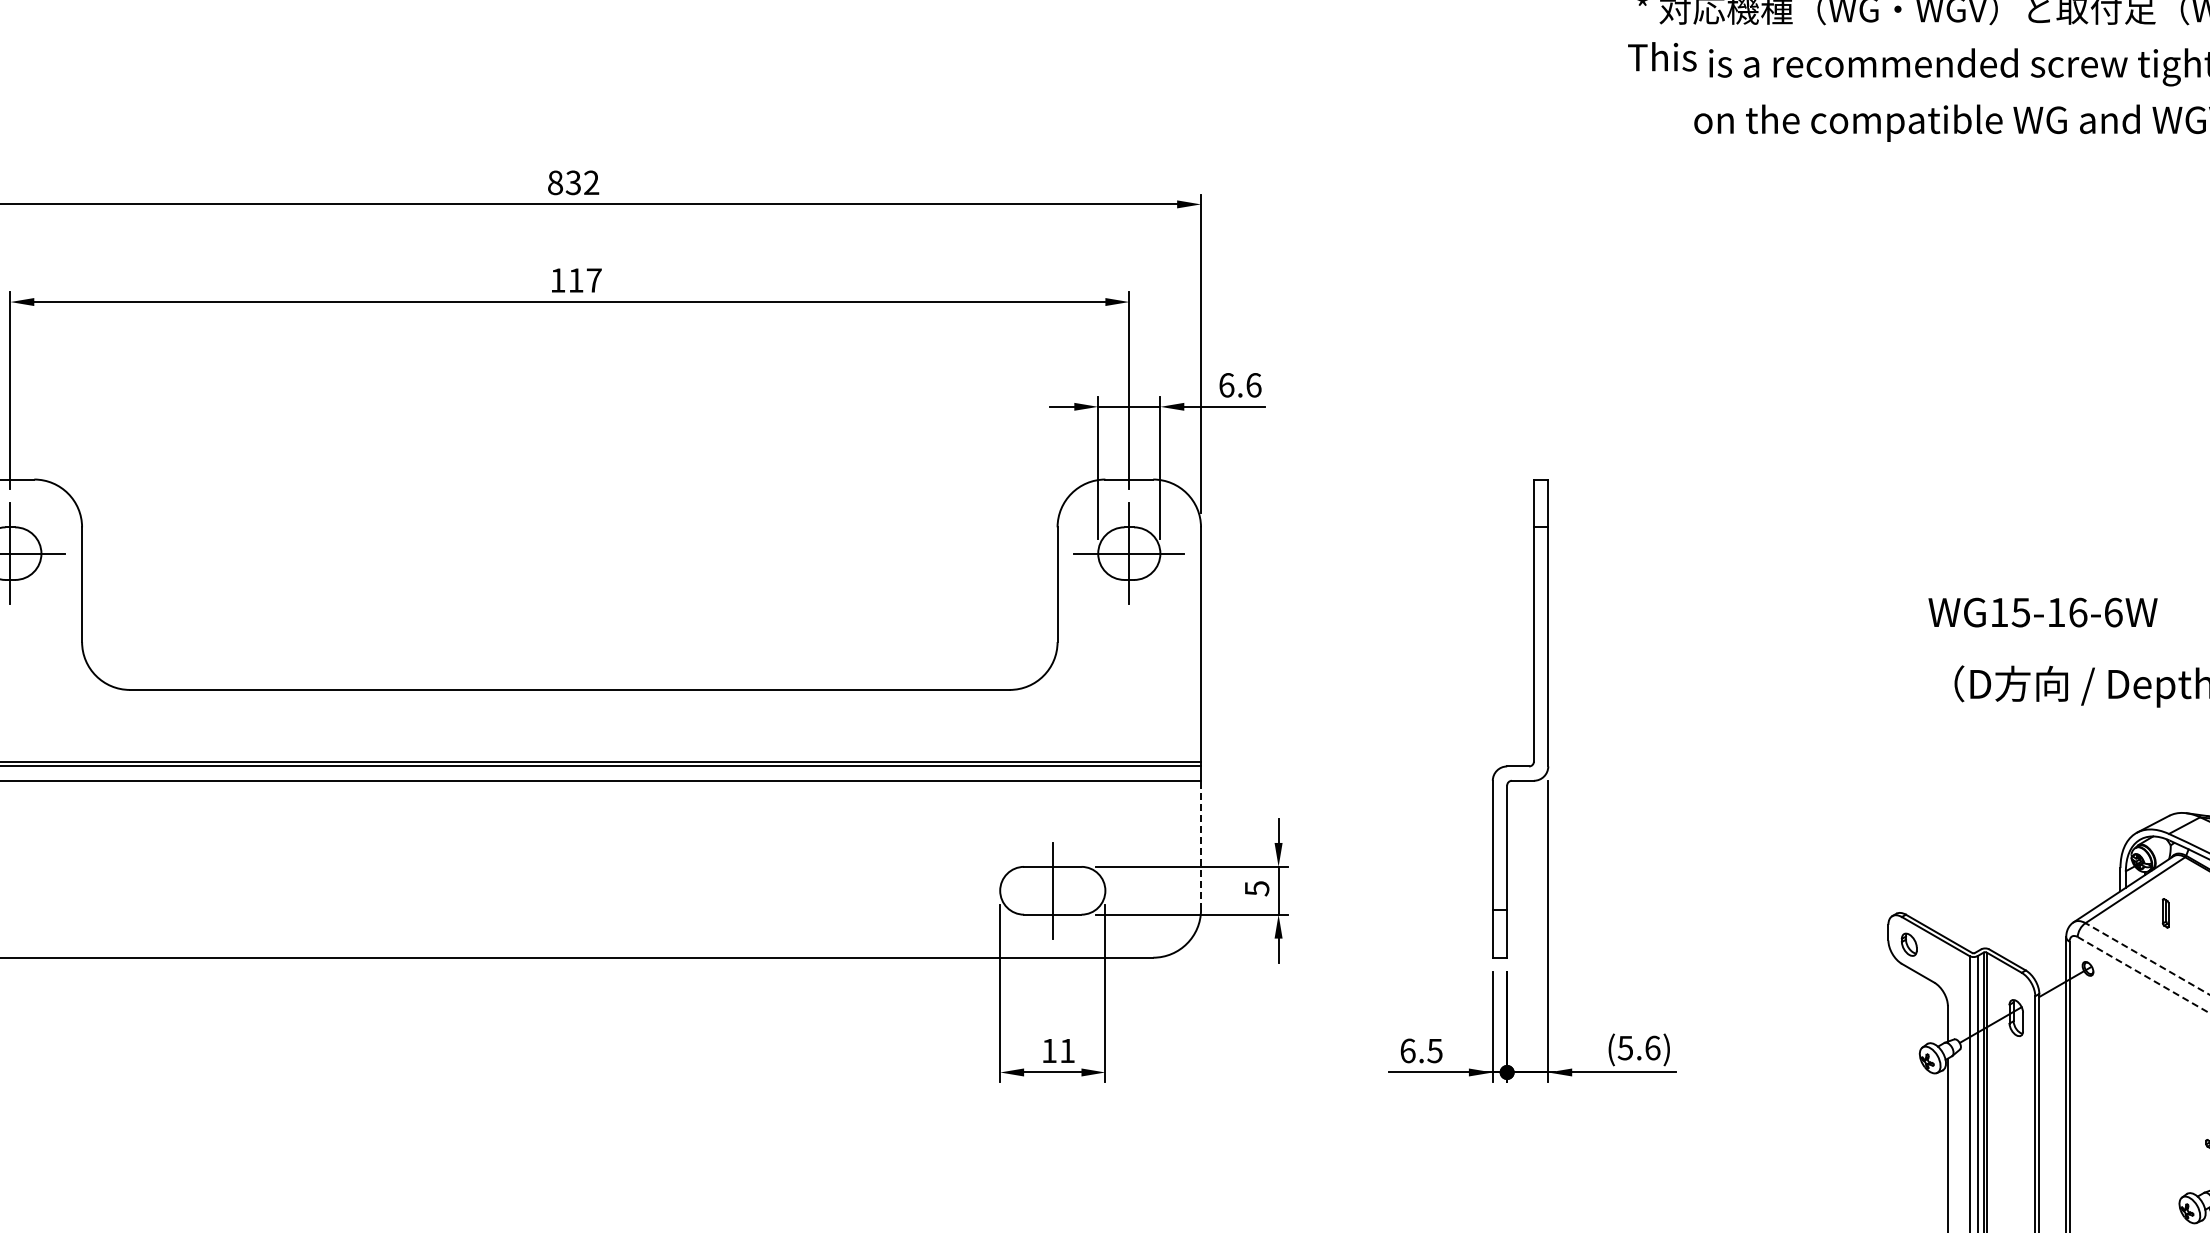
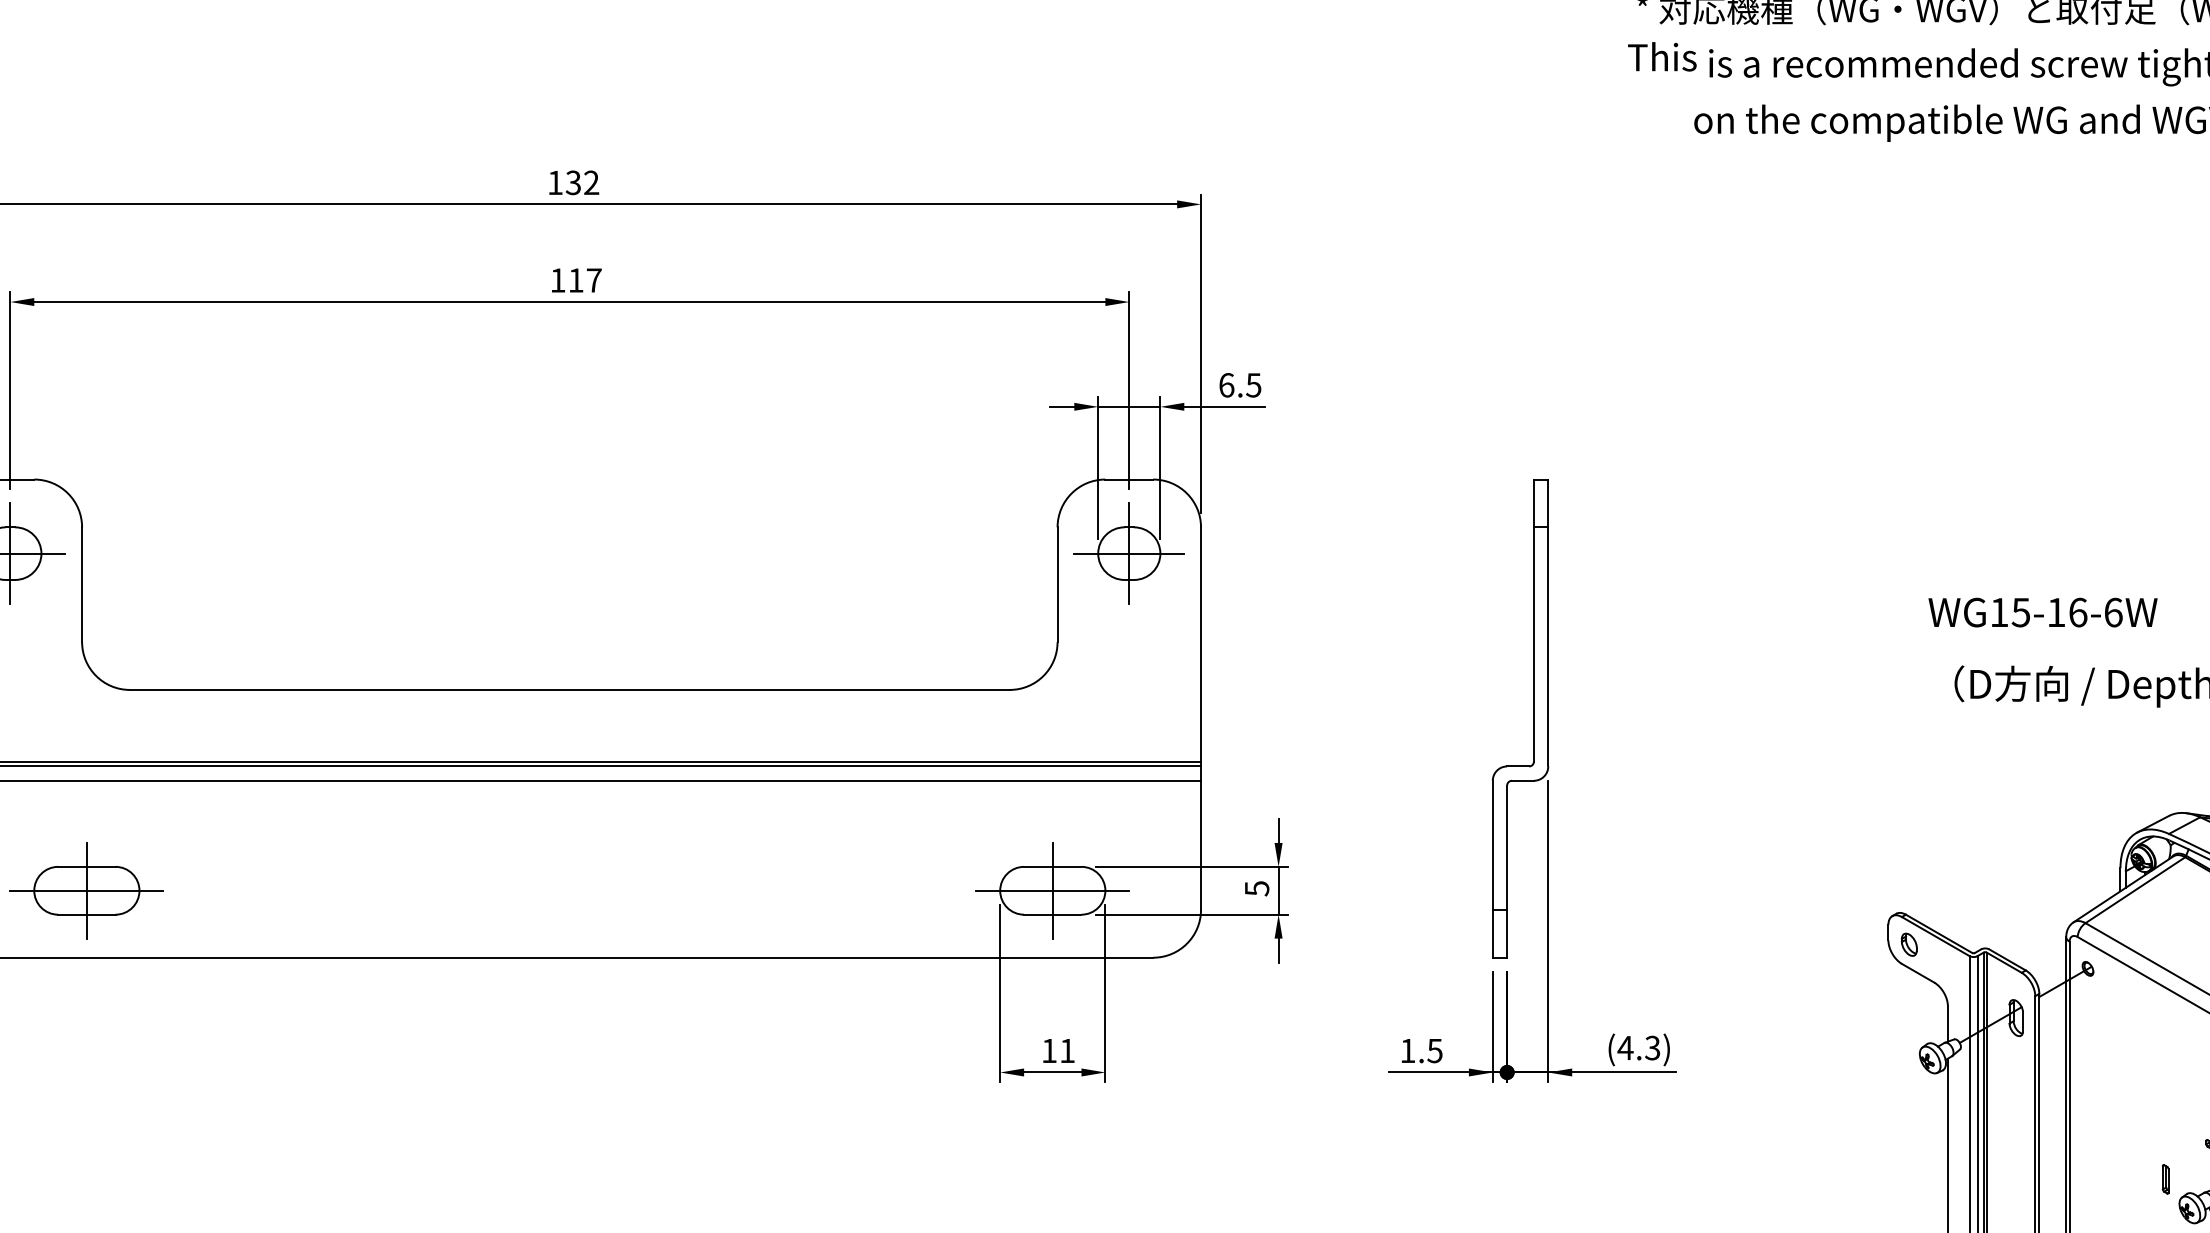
text: 832 -> 132 (555, 182)
text: 6.6 -> 6.5 (1253, 385)
line: dashed -> solid (1201, 845)
part: none -> present (86, 890)
line: none -> present (1052, 890)
part position: (2165, 913) -> (2165, 1179) (2165, 1179)
line: dashed -> solid (2146, 958)
line: dashed -> solid (2143, 975)
text: (5.6) -> (4.3) (1638, 1047)
text: 6.5 -> 1.5 (1407, 1050)
